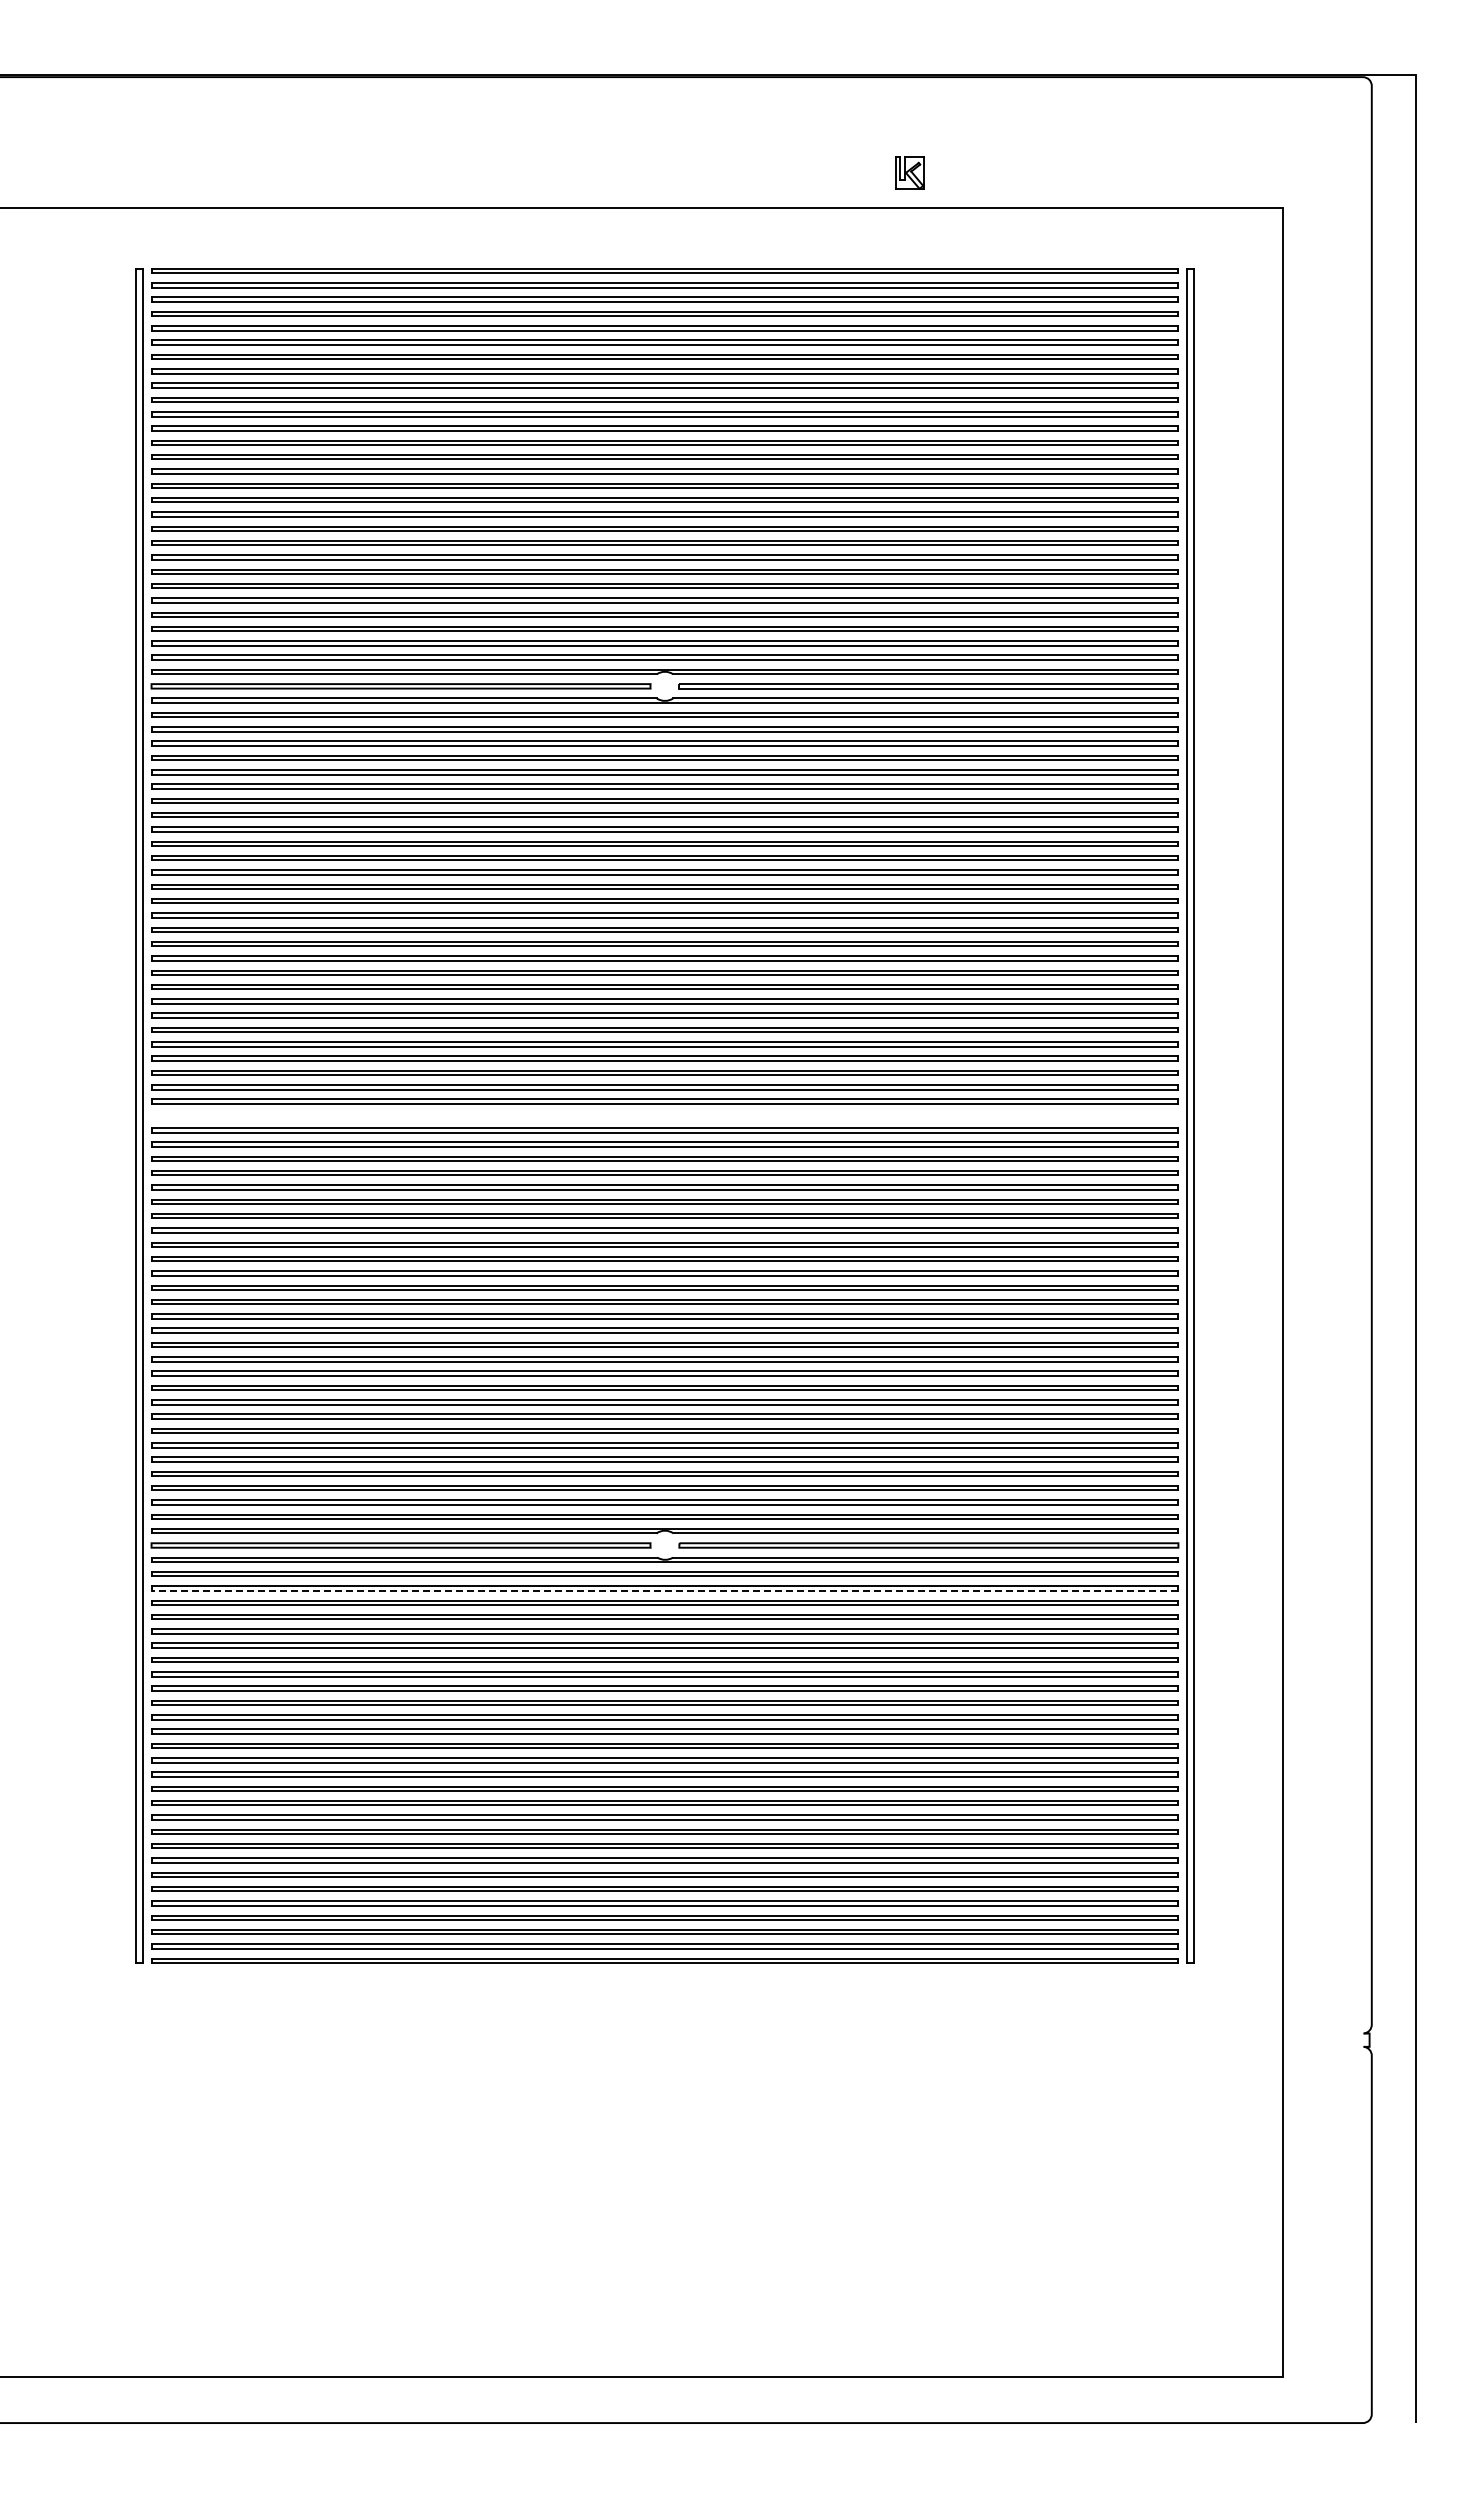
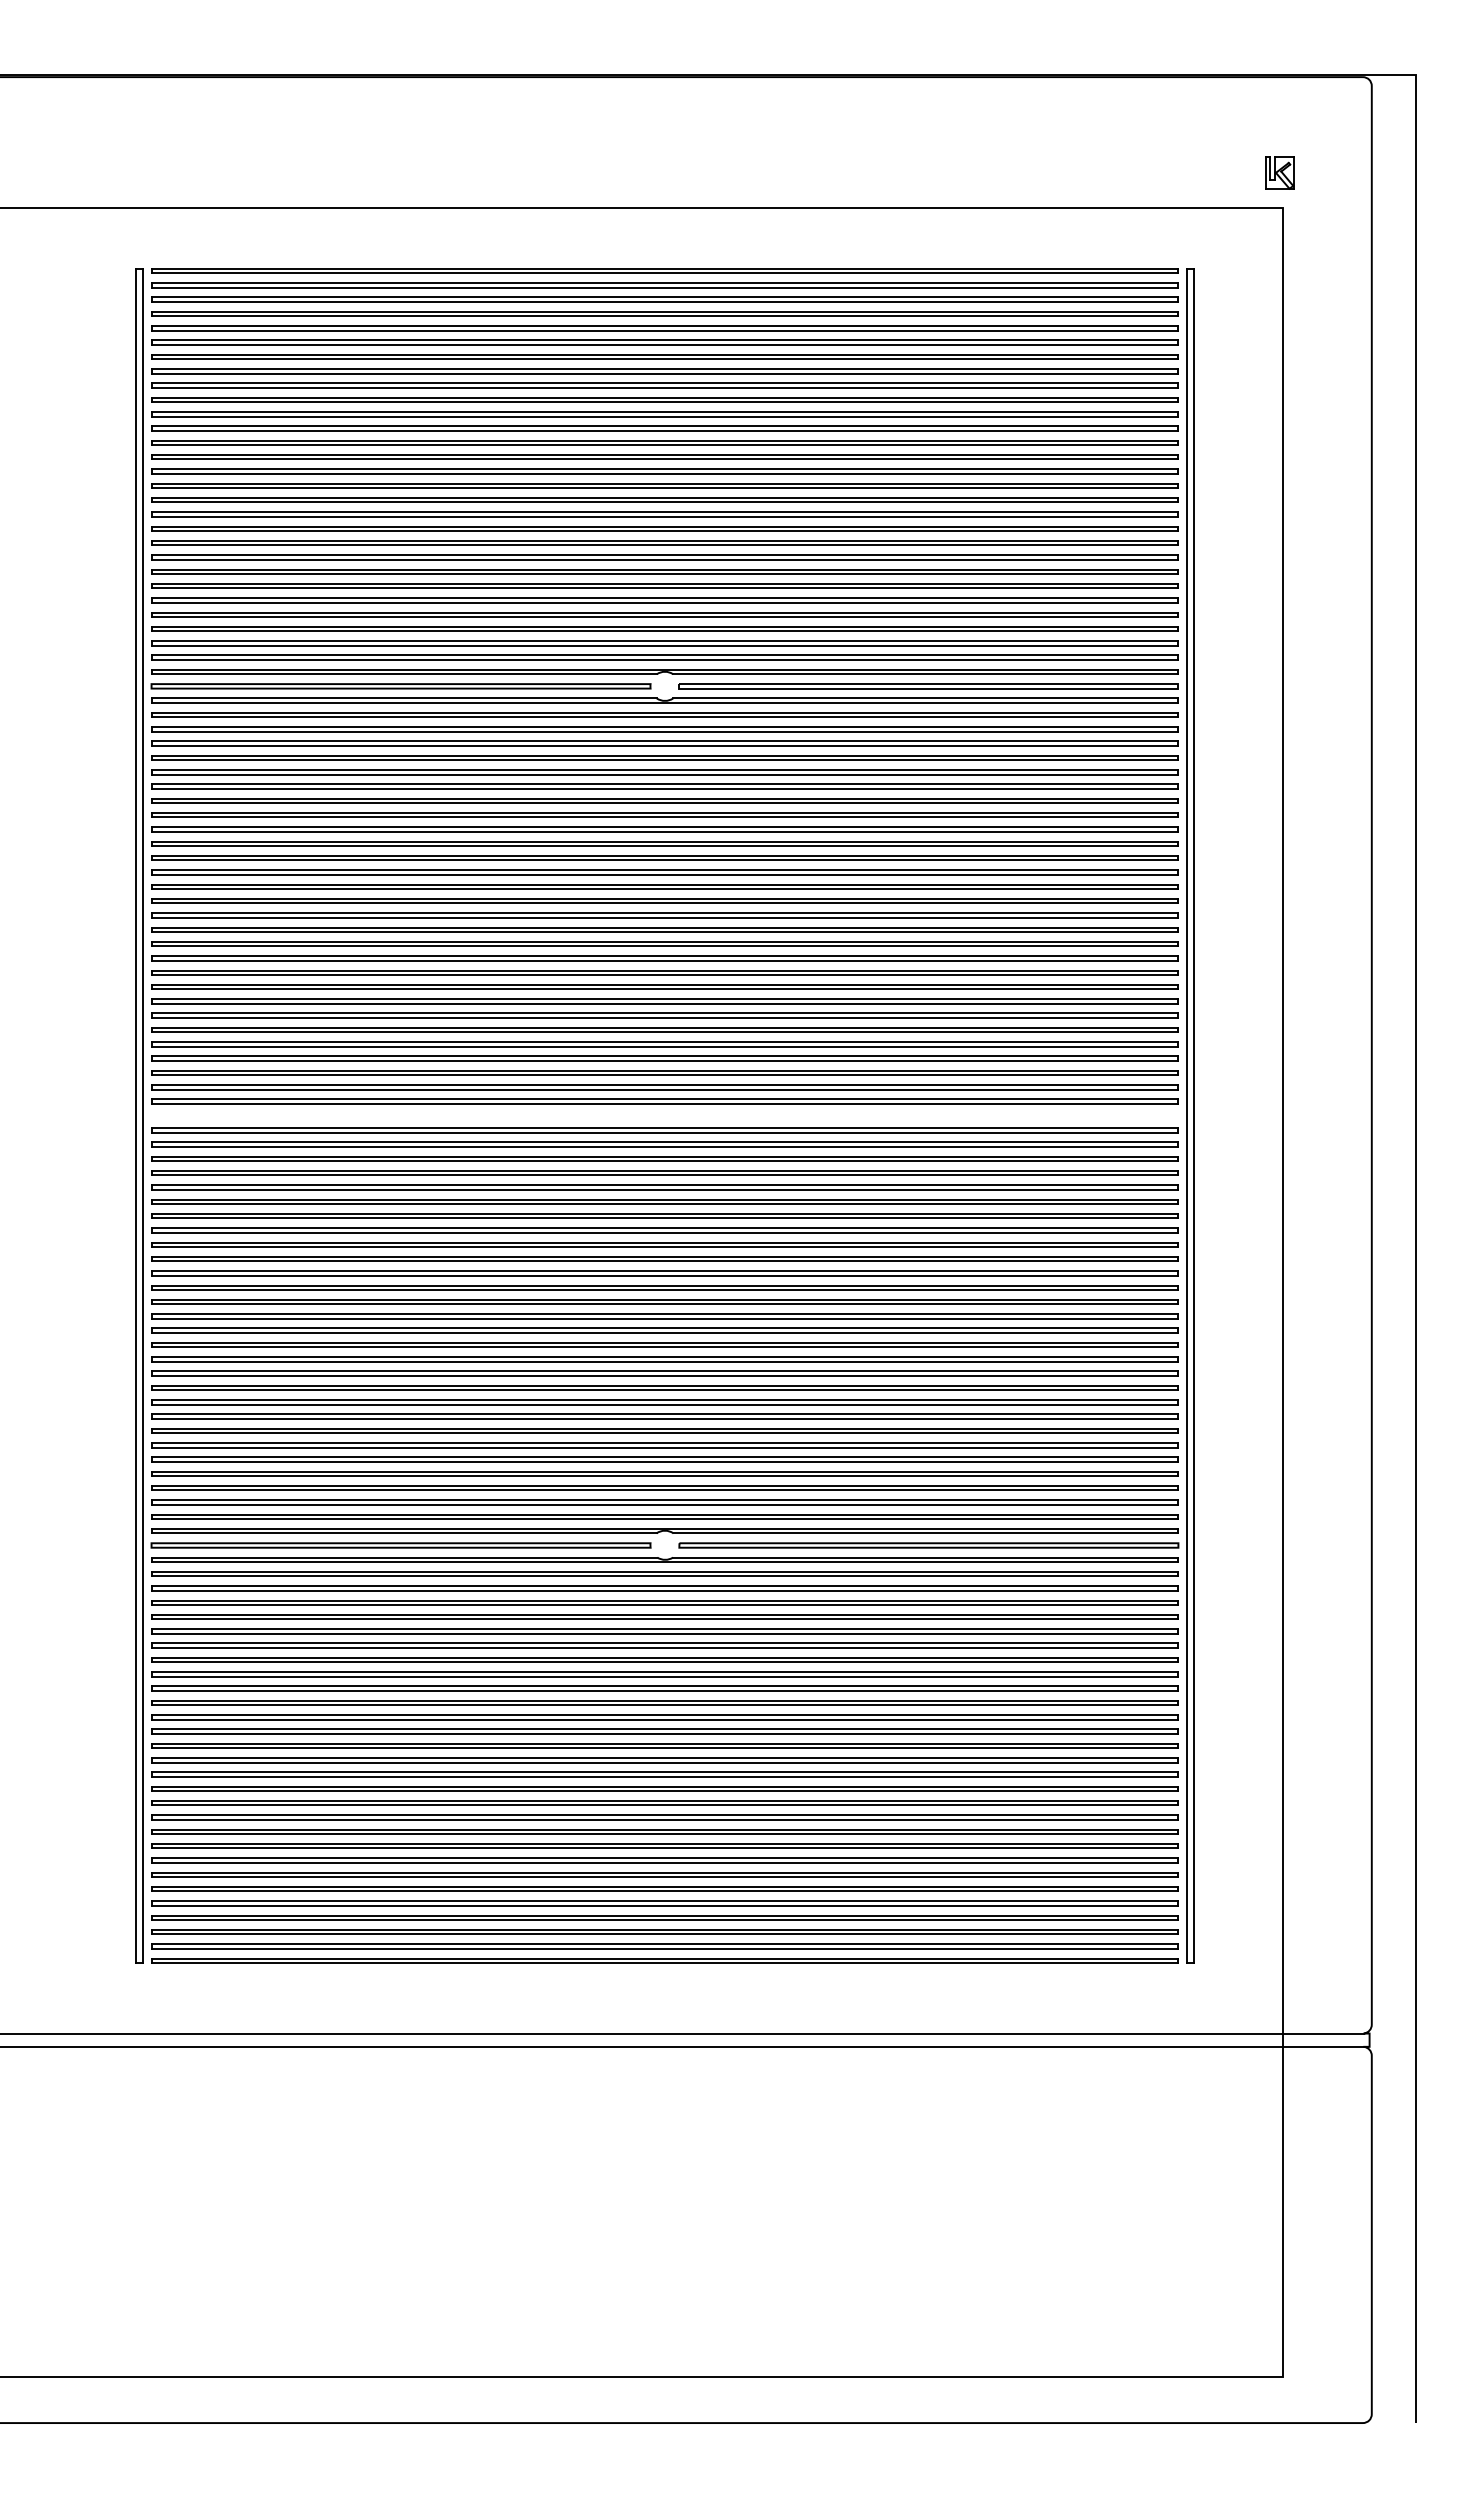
part position: (909, 172) -> (1279, 172) (1279, 172)
line: dashed -> solid (664, 1590)
line: none -> present (683, 2033)
line: none -> present (683, 2046)
